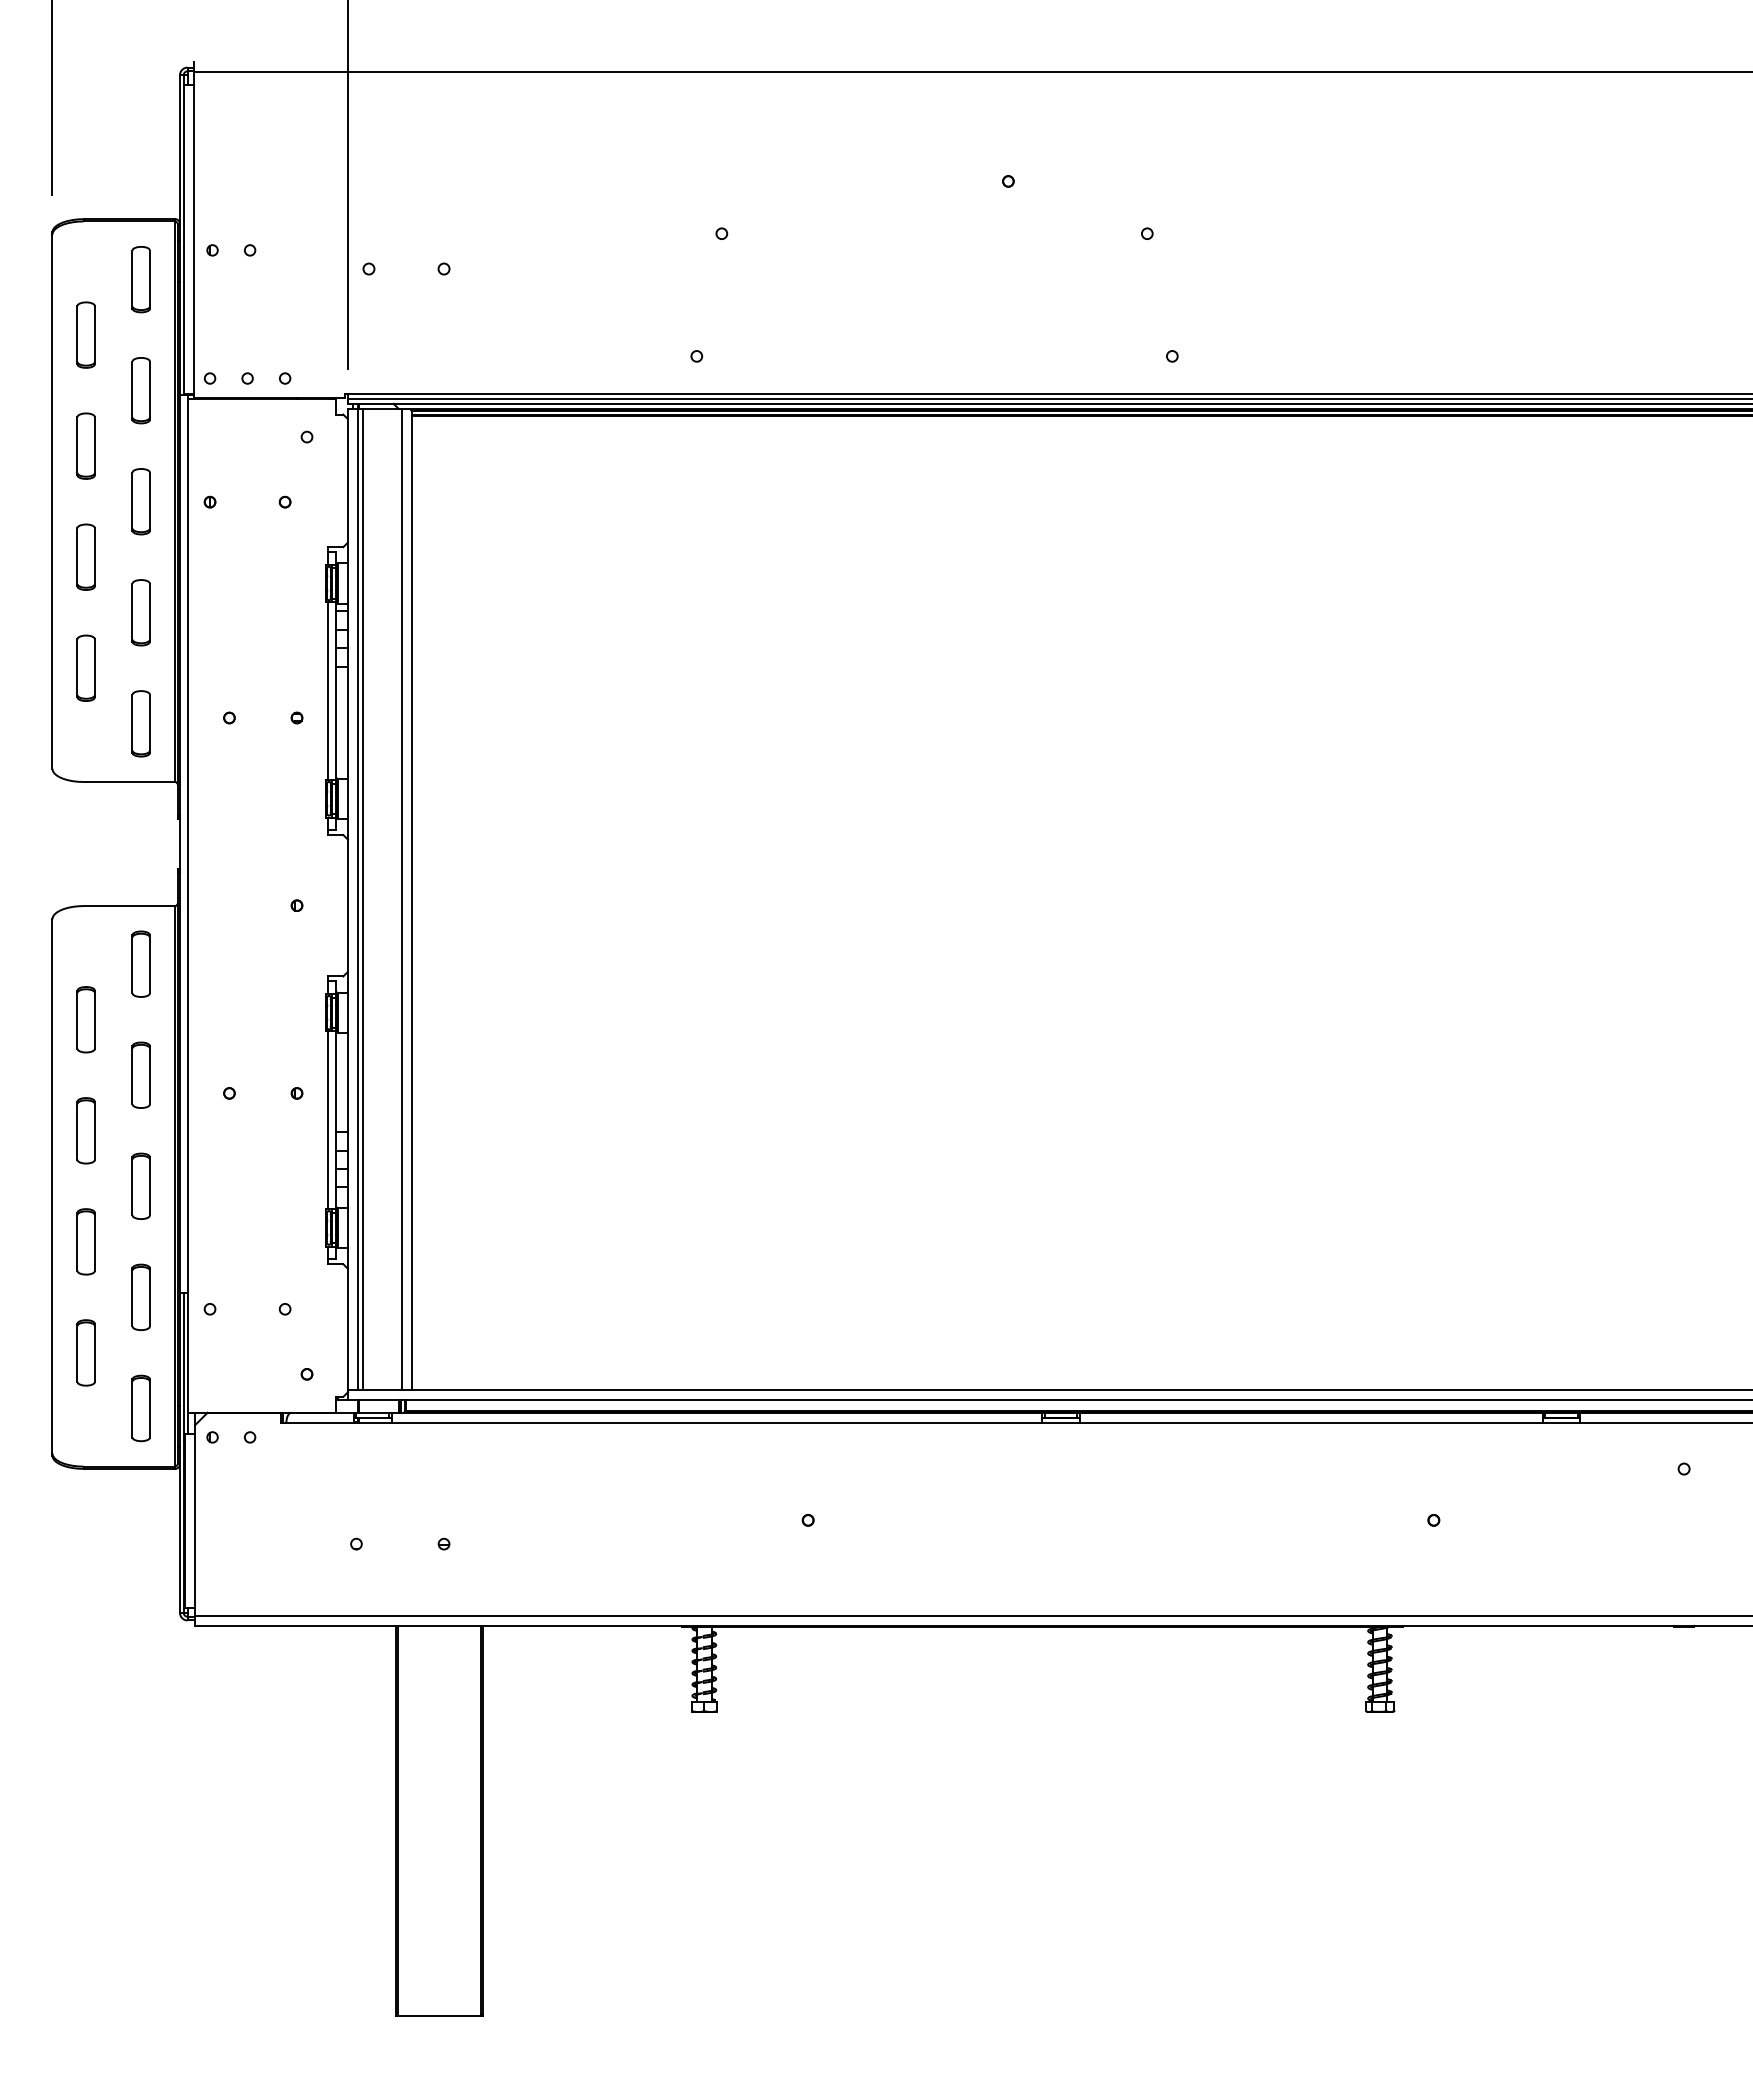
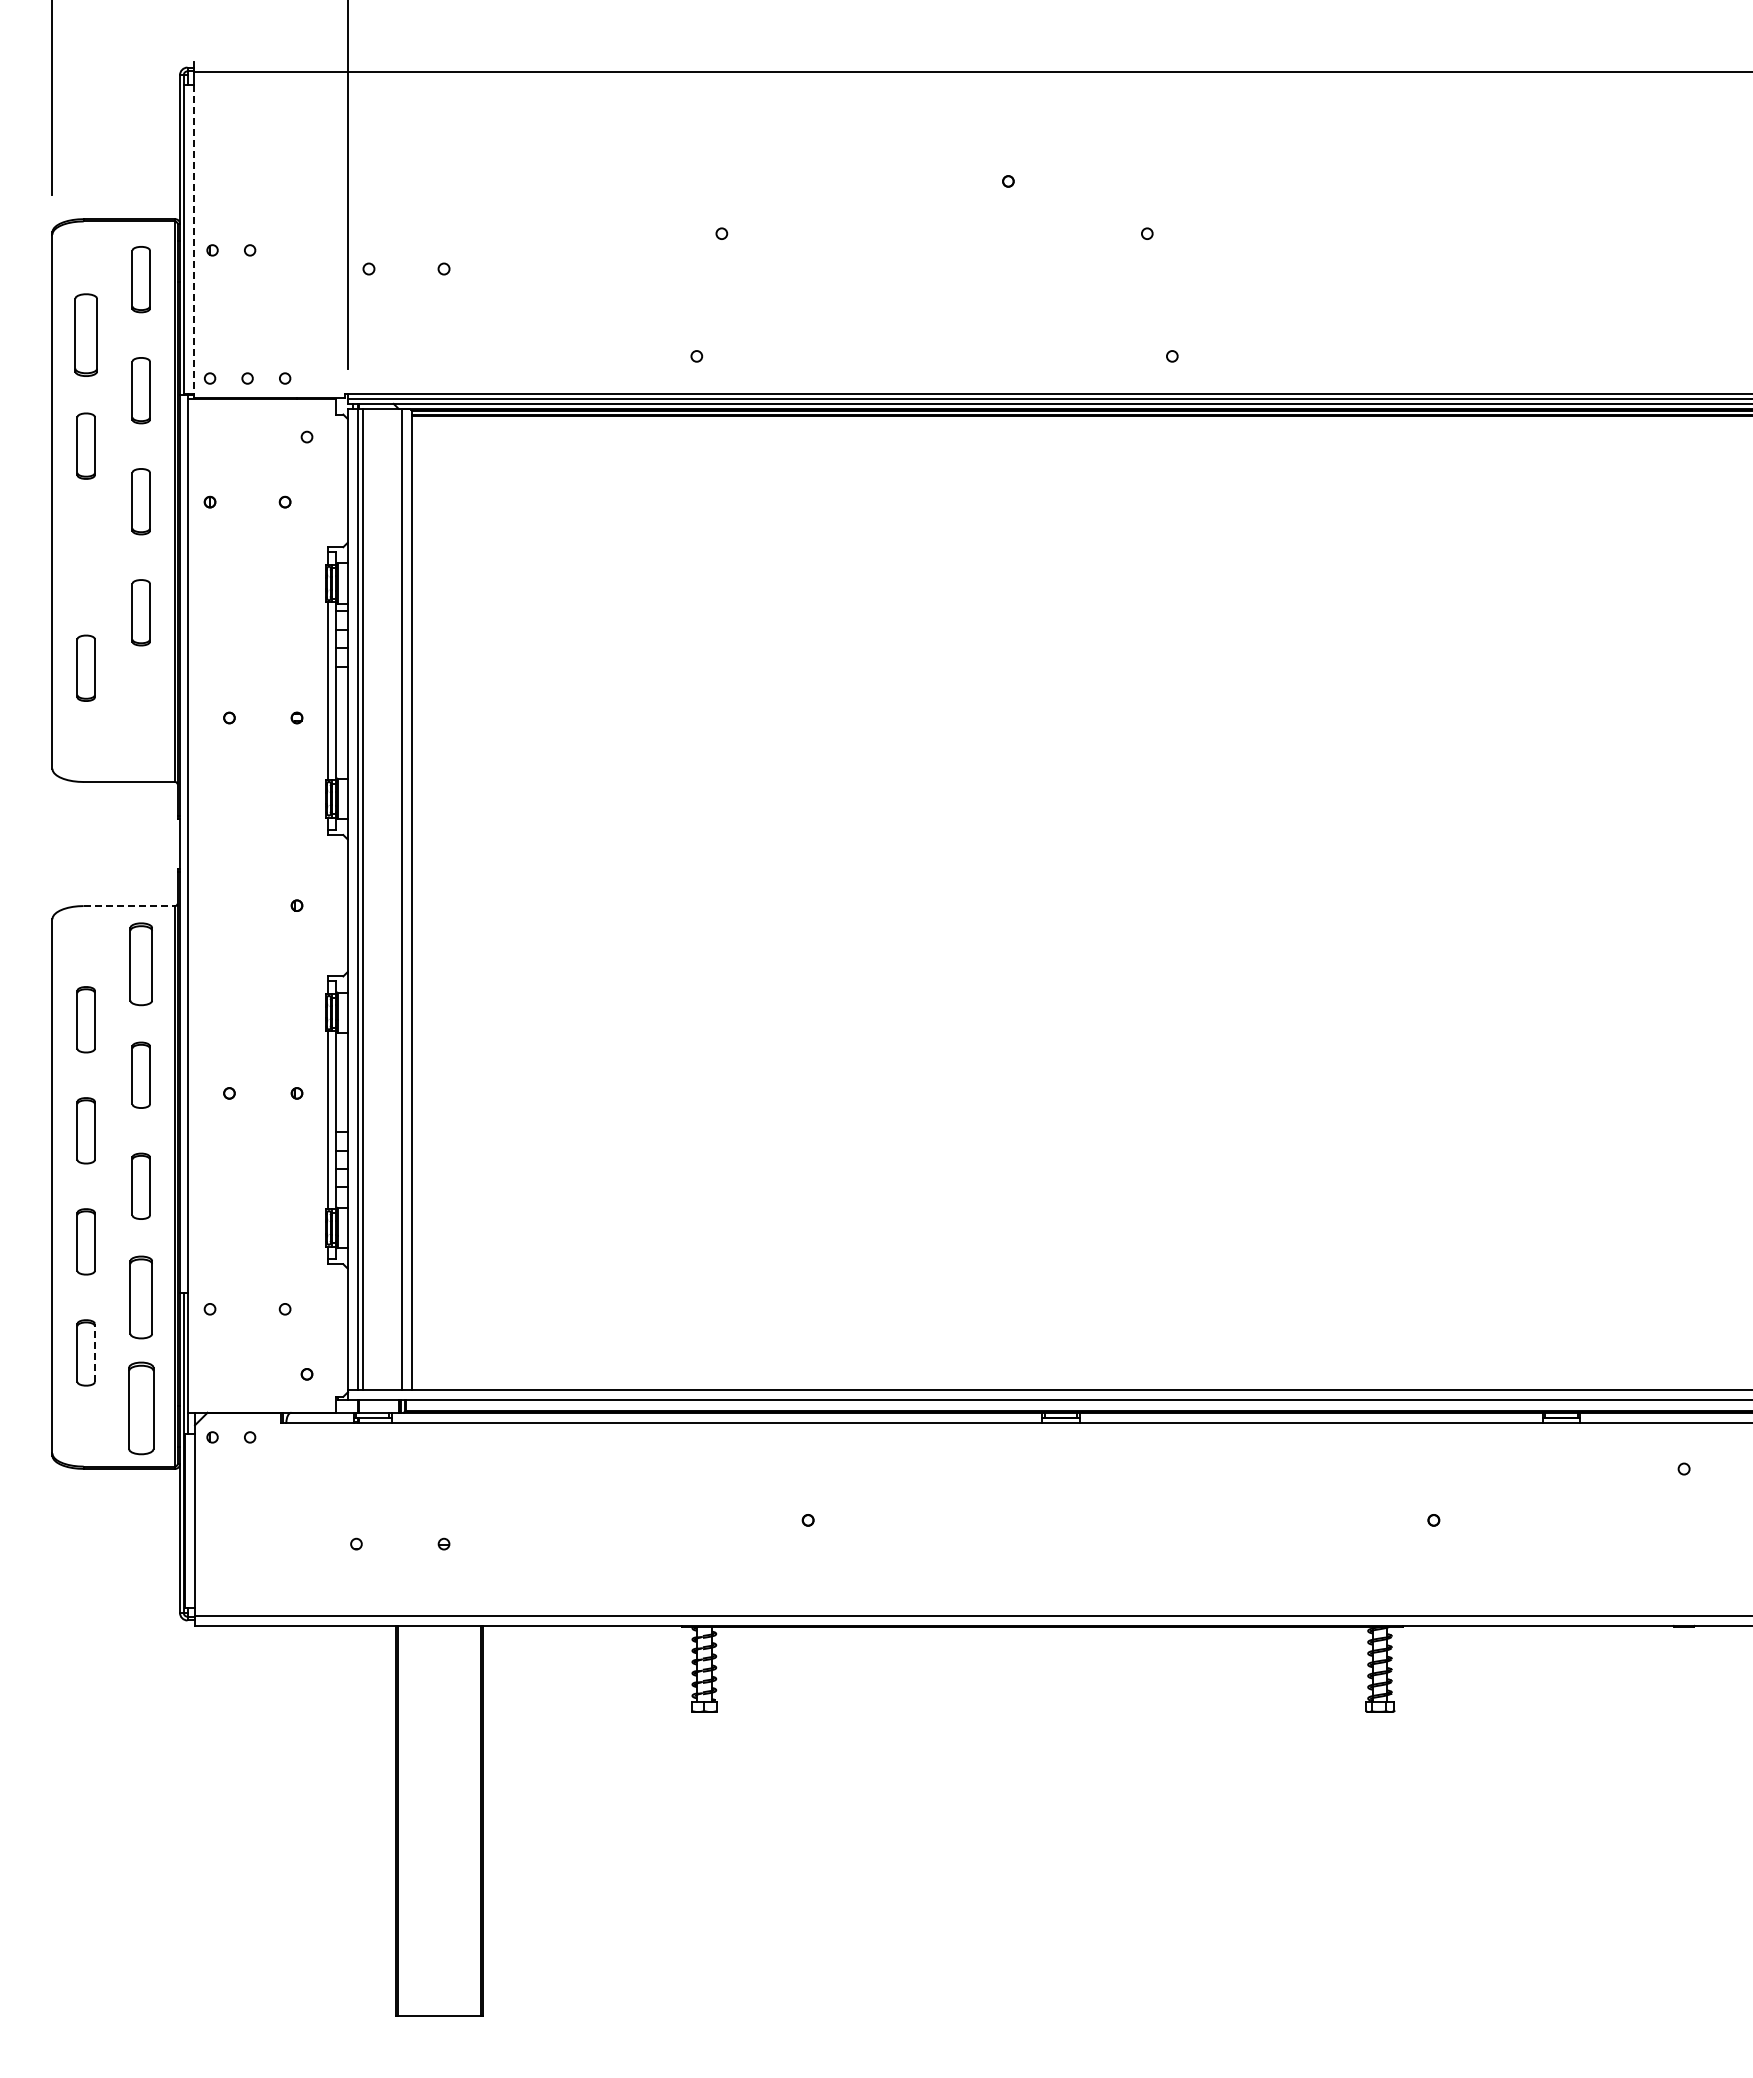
line: solid -> dashed (193, 239)
part size: 20x68 px -> 24x84 px (85, 334)
part: present -> none (85, 556)
part: present -> none (140, 723)
line: solid -> dashed (129, 906)
part size: 20x68 px -> 24x85 px (140, 964)
part size: 20x68 px -> 24x85 px (140, 1297)
line: solid -> dashed (94, 1352)
part size: 20x69 px -> 27x95 px (141, 1408)
